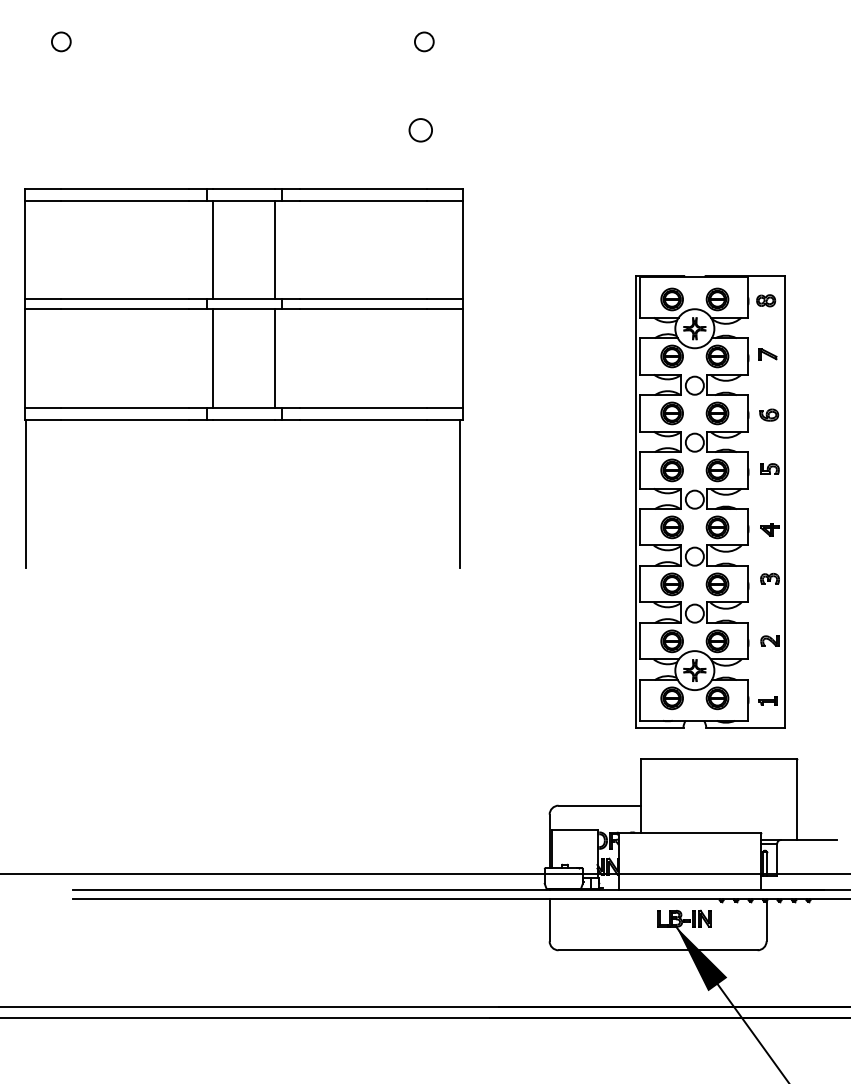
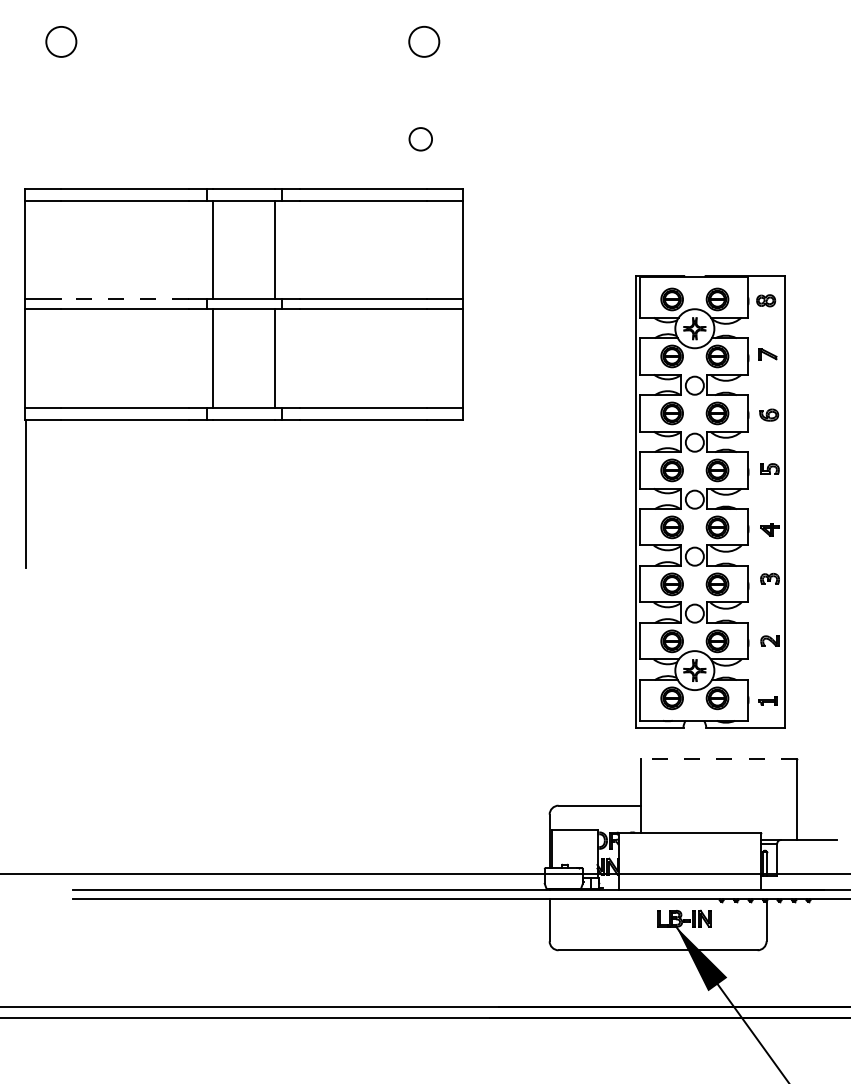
circle diameter: 19 px -> 30 px (61, 41)
circle size: 21x22 px -> 33x33 px (424, 41)
circle position: (420, 130) -> (420, 139) (420, 139)
line: solid -> dashed (124, 299)
line: present -> none (460, 494)
line: solid -> dashed (718, 758)
